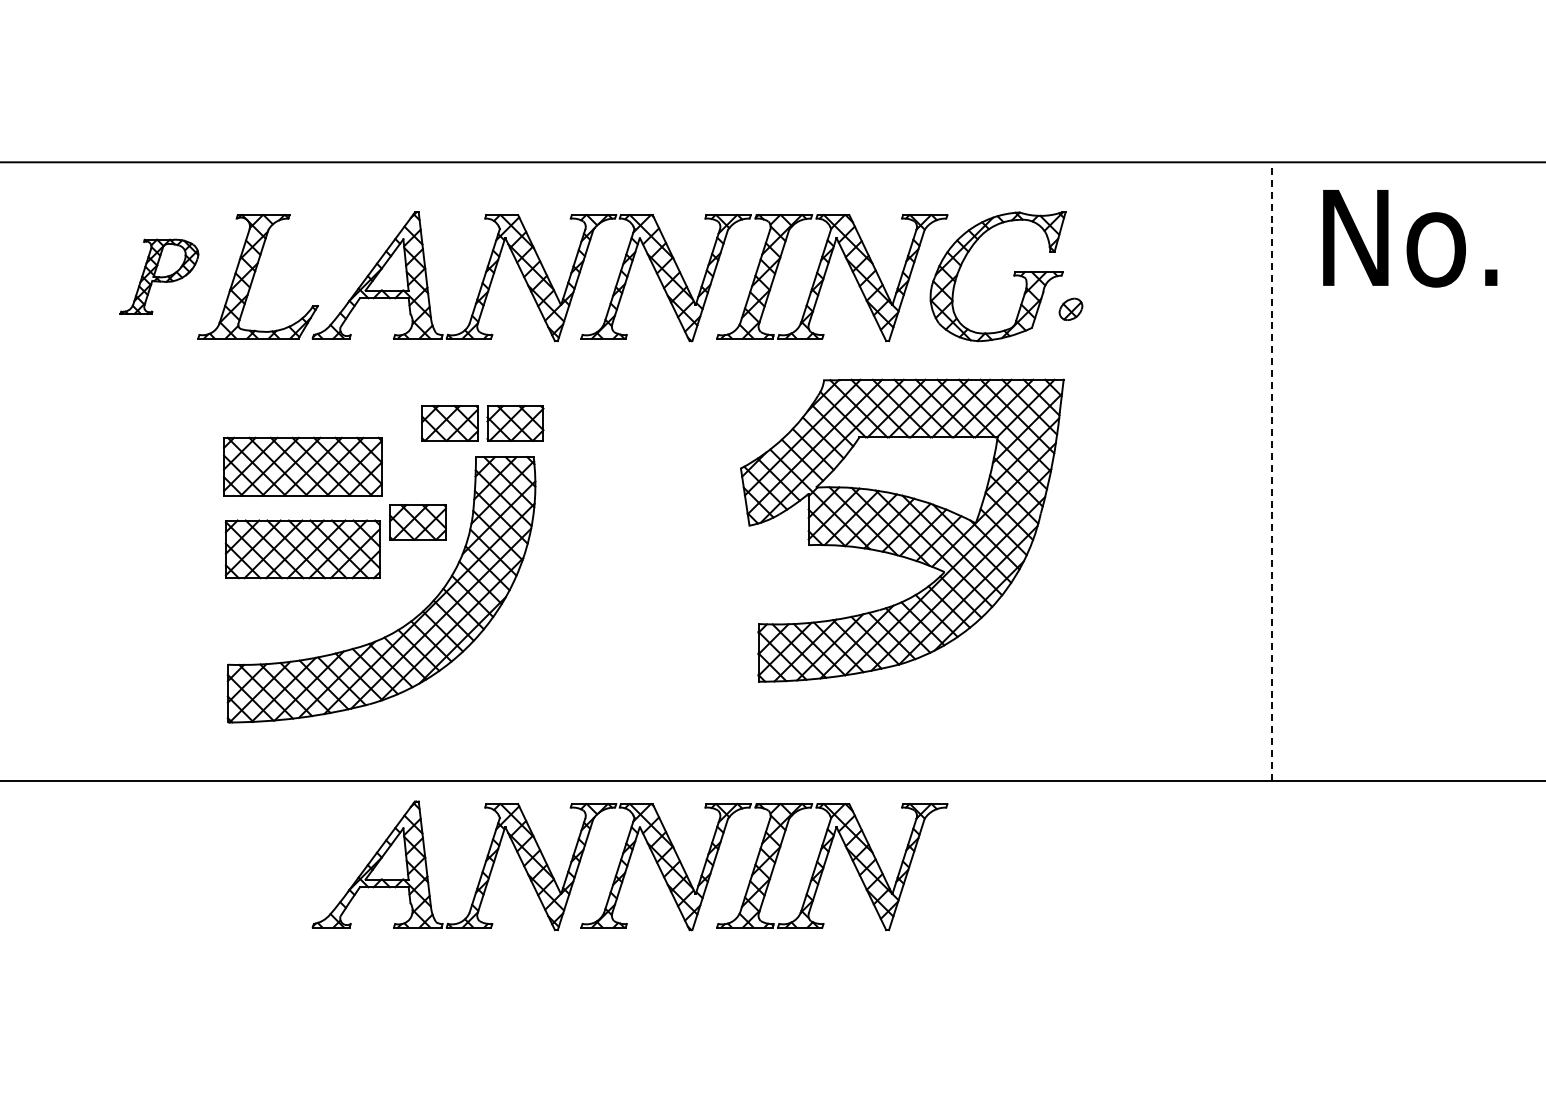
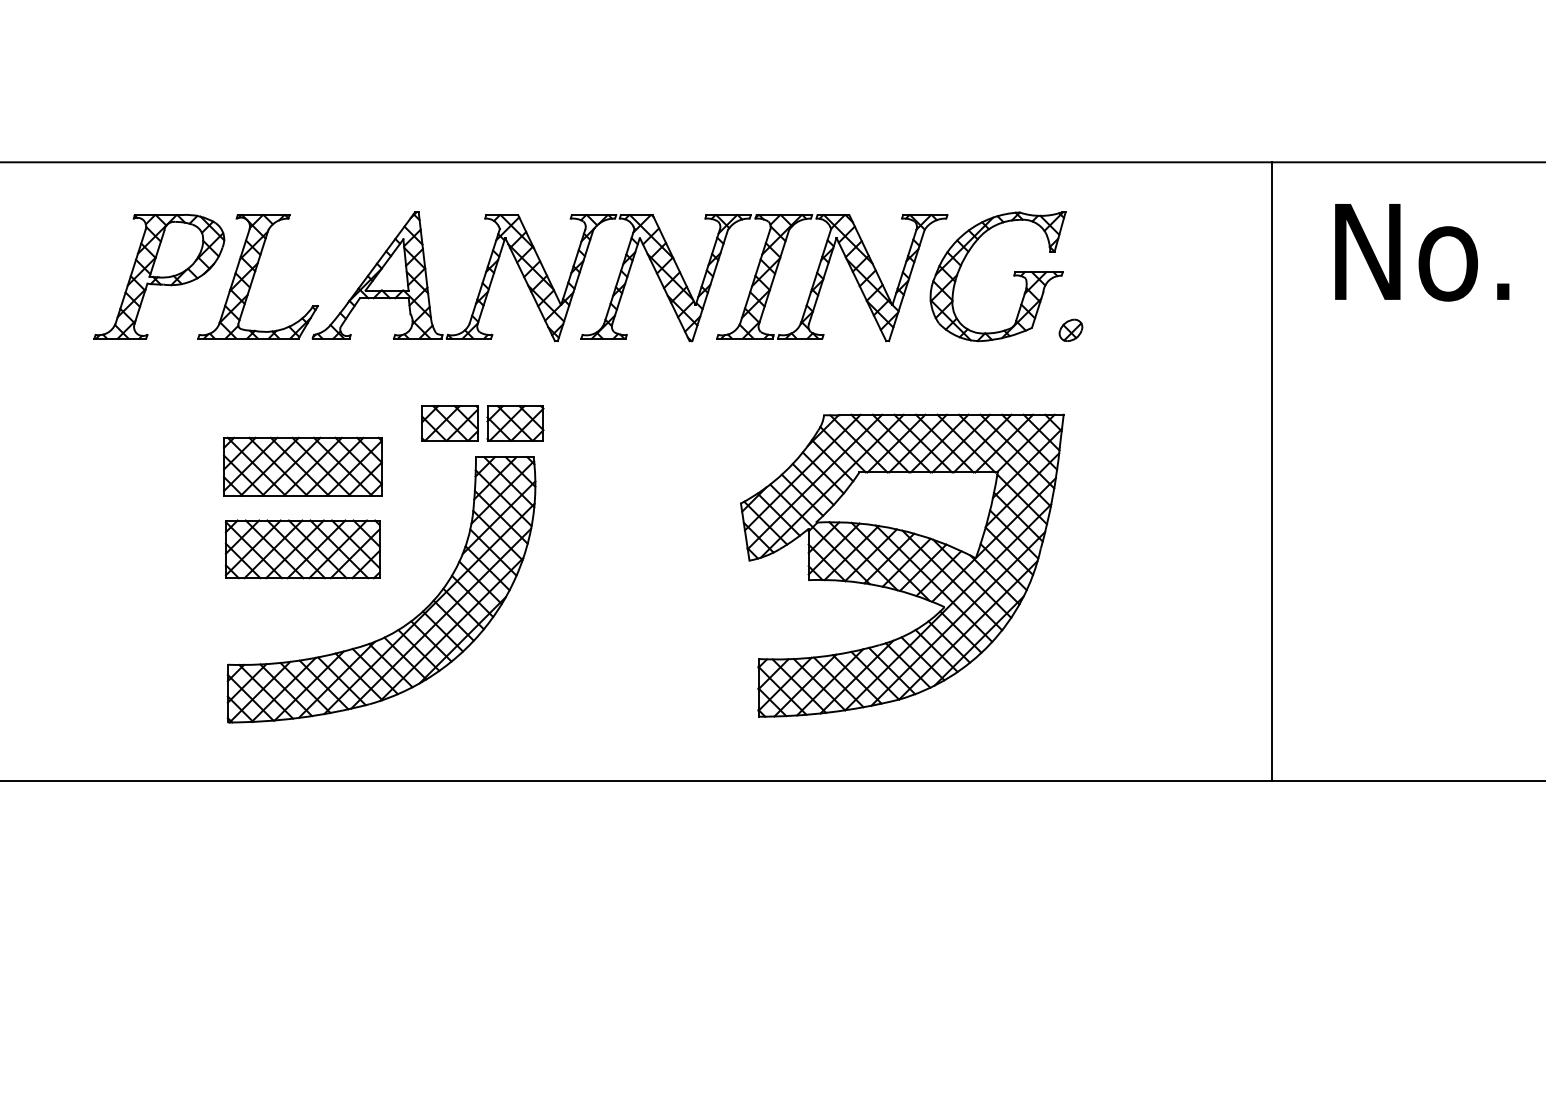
text position: (1410, 238) -> (1422, 252) (1422, 252)
part size: 81x77 px -> 133x126 px (159, 276)
part position: (1070, 308) -> (1070, 329) (1070, 329)
line: dashed -> solid (1271, 471)
part: present -> none (417, 522)
part position: (902, 530) -> (902, 565) (902, 565)
part: present -> none (629, 865)
